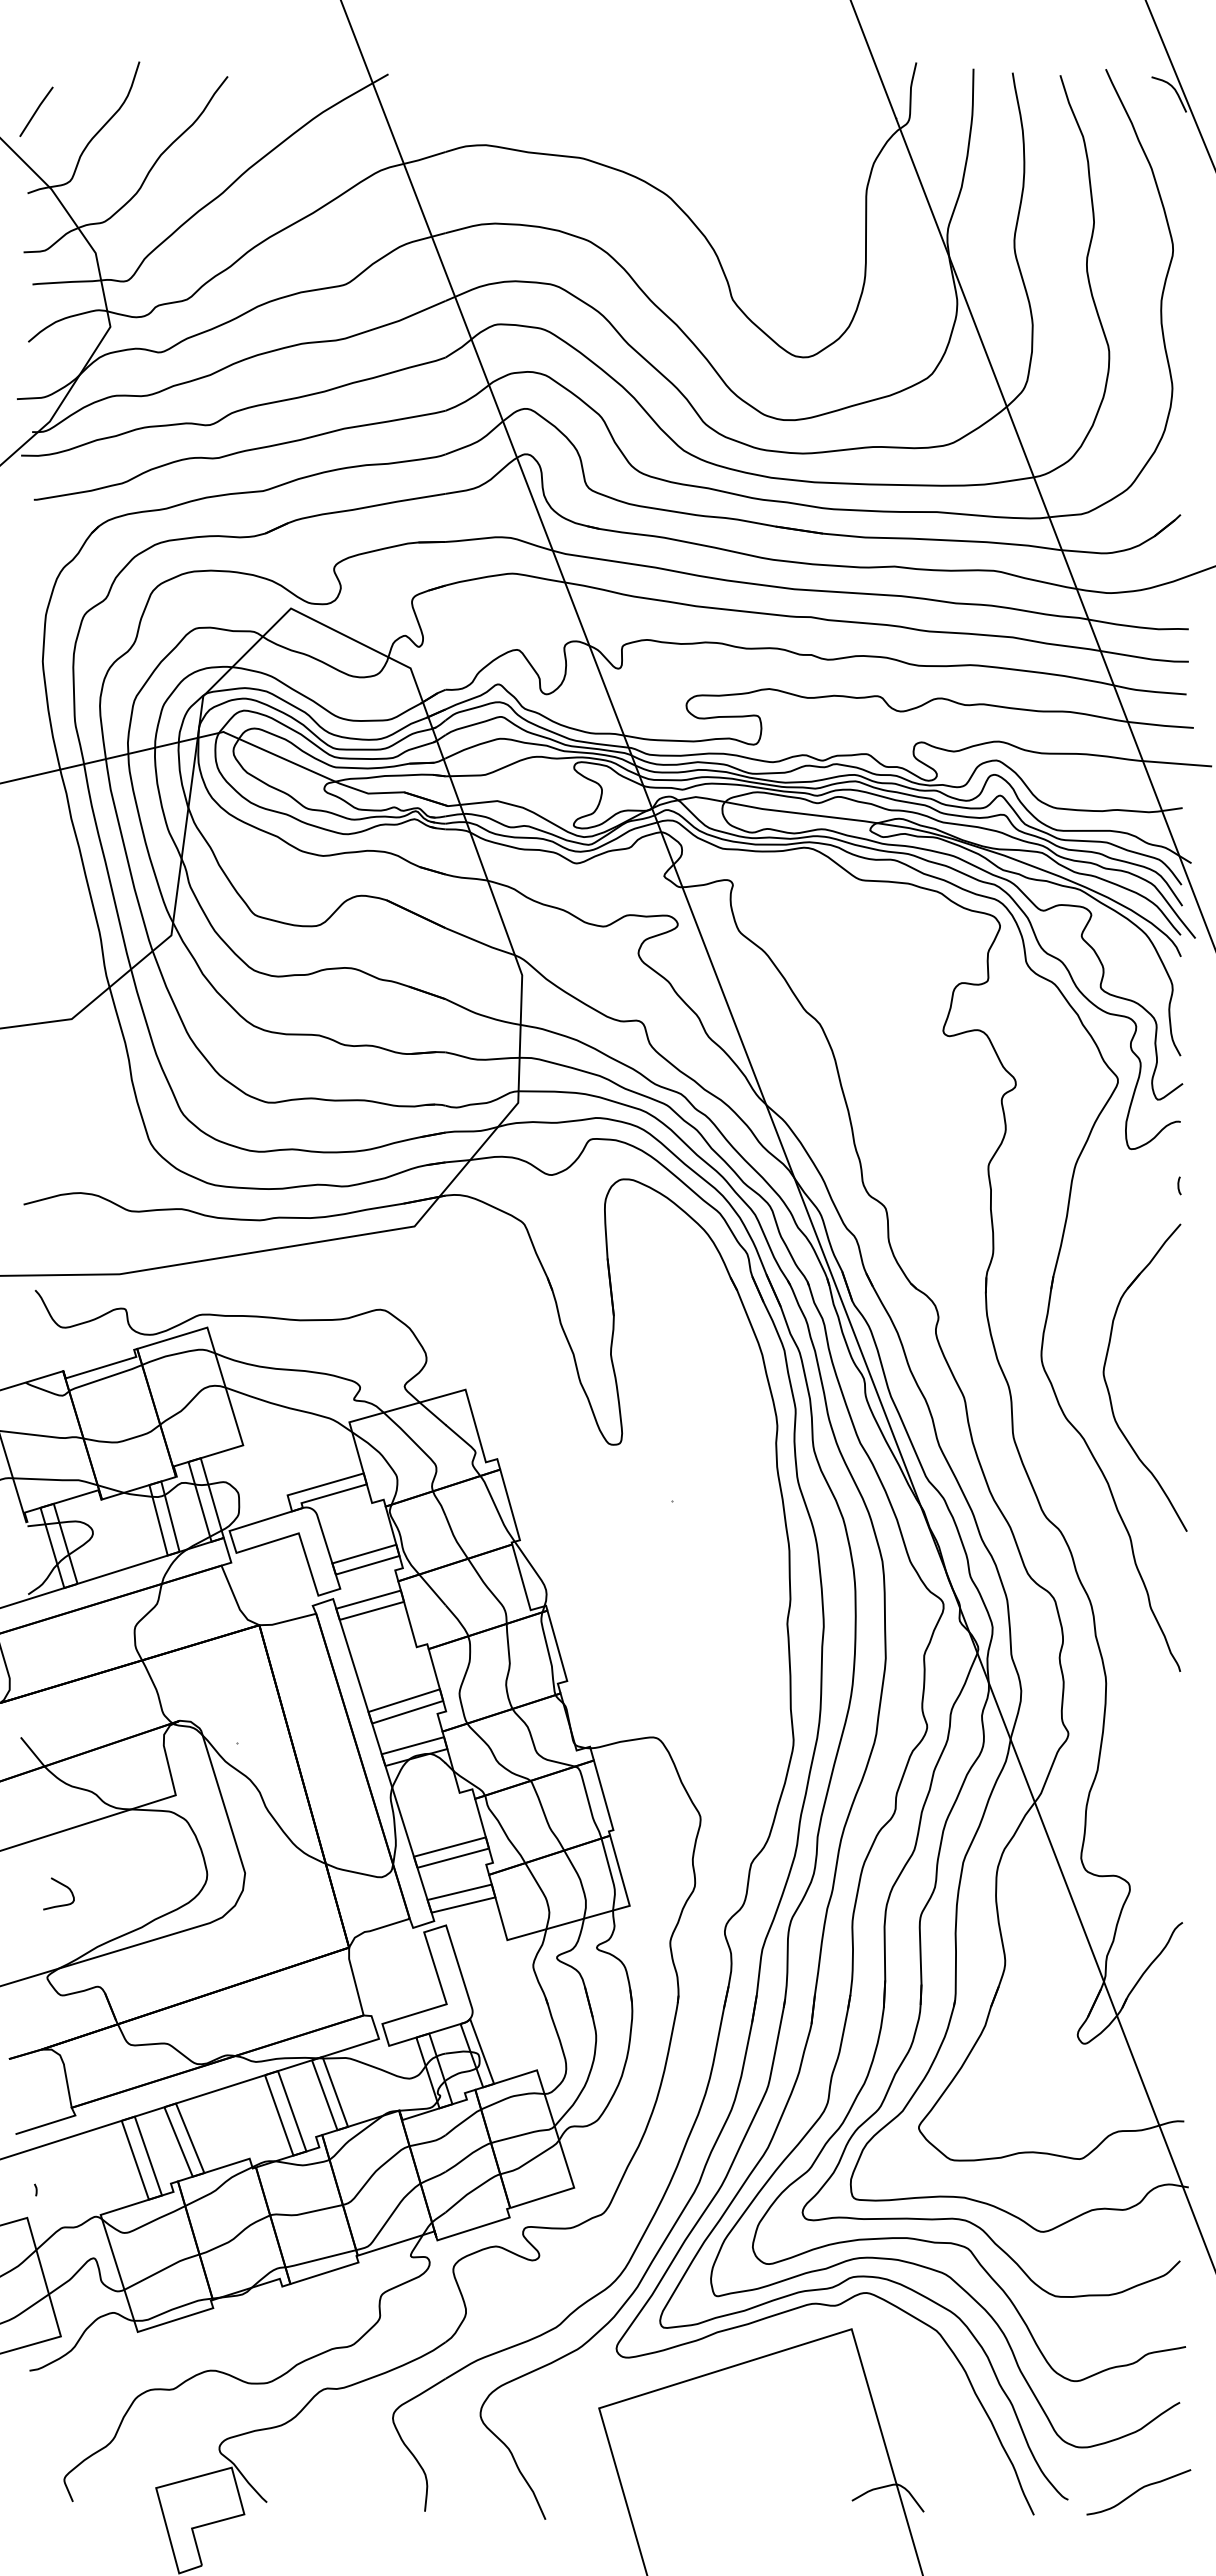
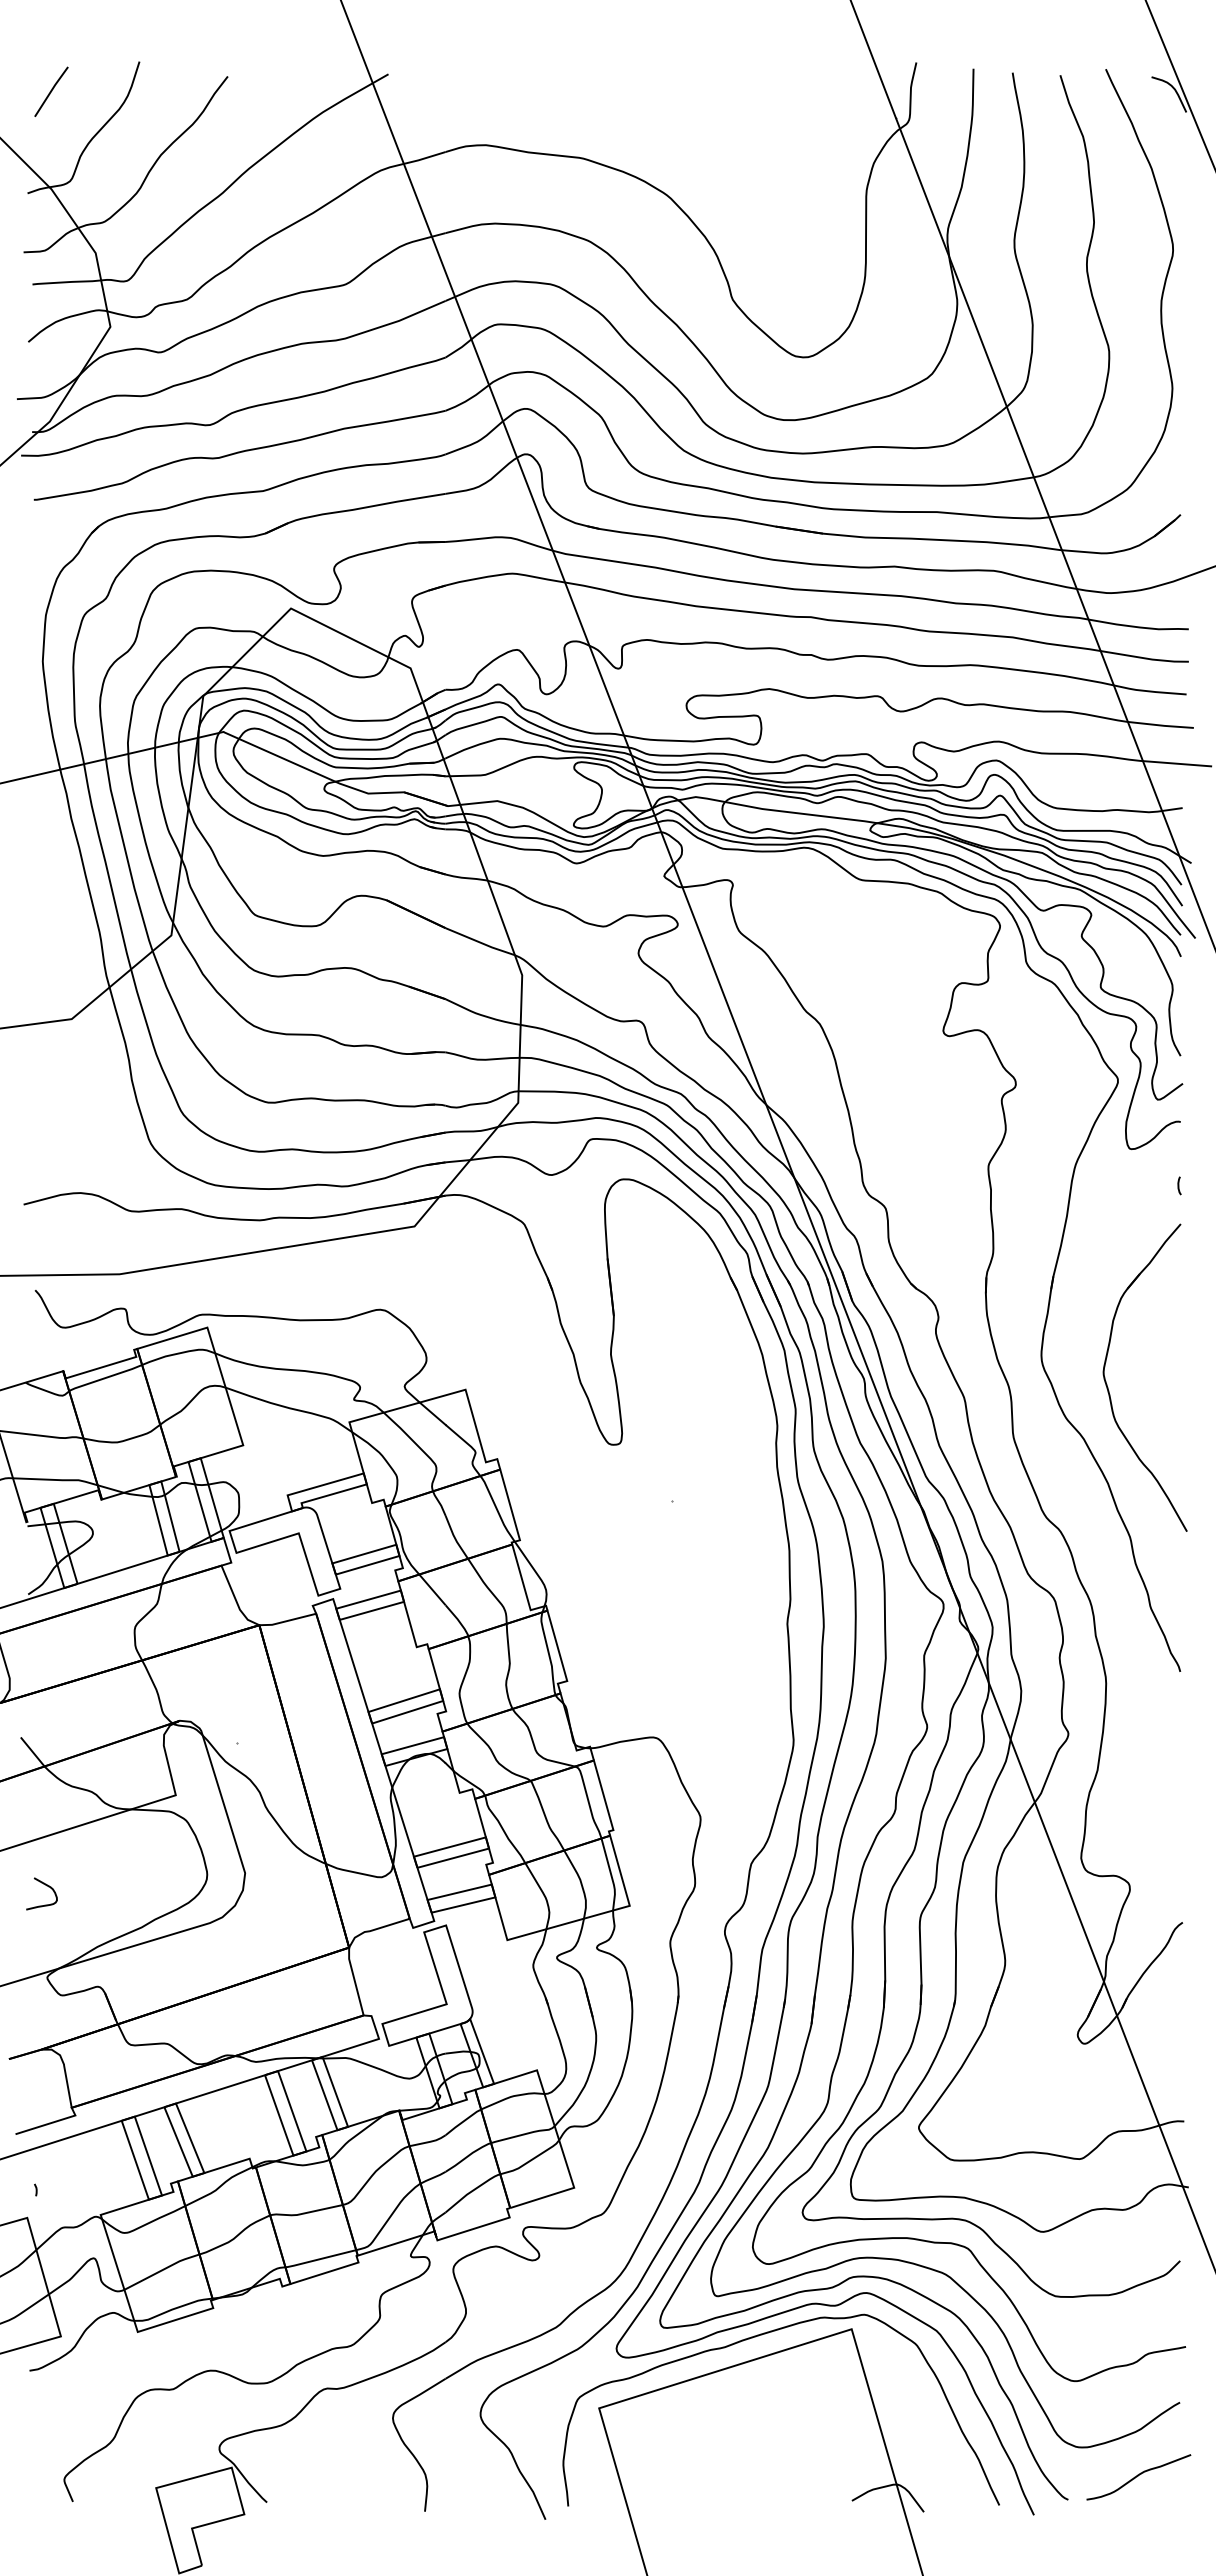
line position: (36, 111) -> (51, 91) (51, 91)
curve position: (63, 1886) -> (46, 1886) (46, 1886)
curve: none -> present (762, 2335)
curve position: (1138, 2491) -> (1138, 2476) (1138, 2476)
